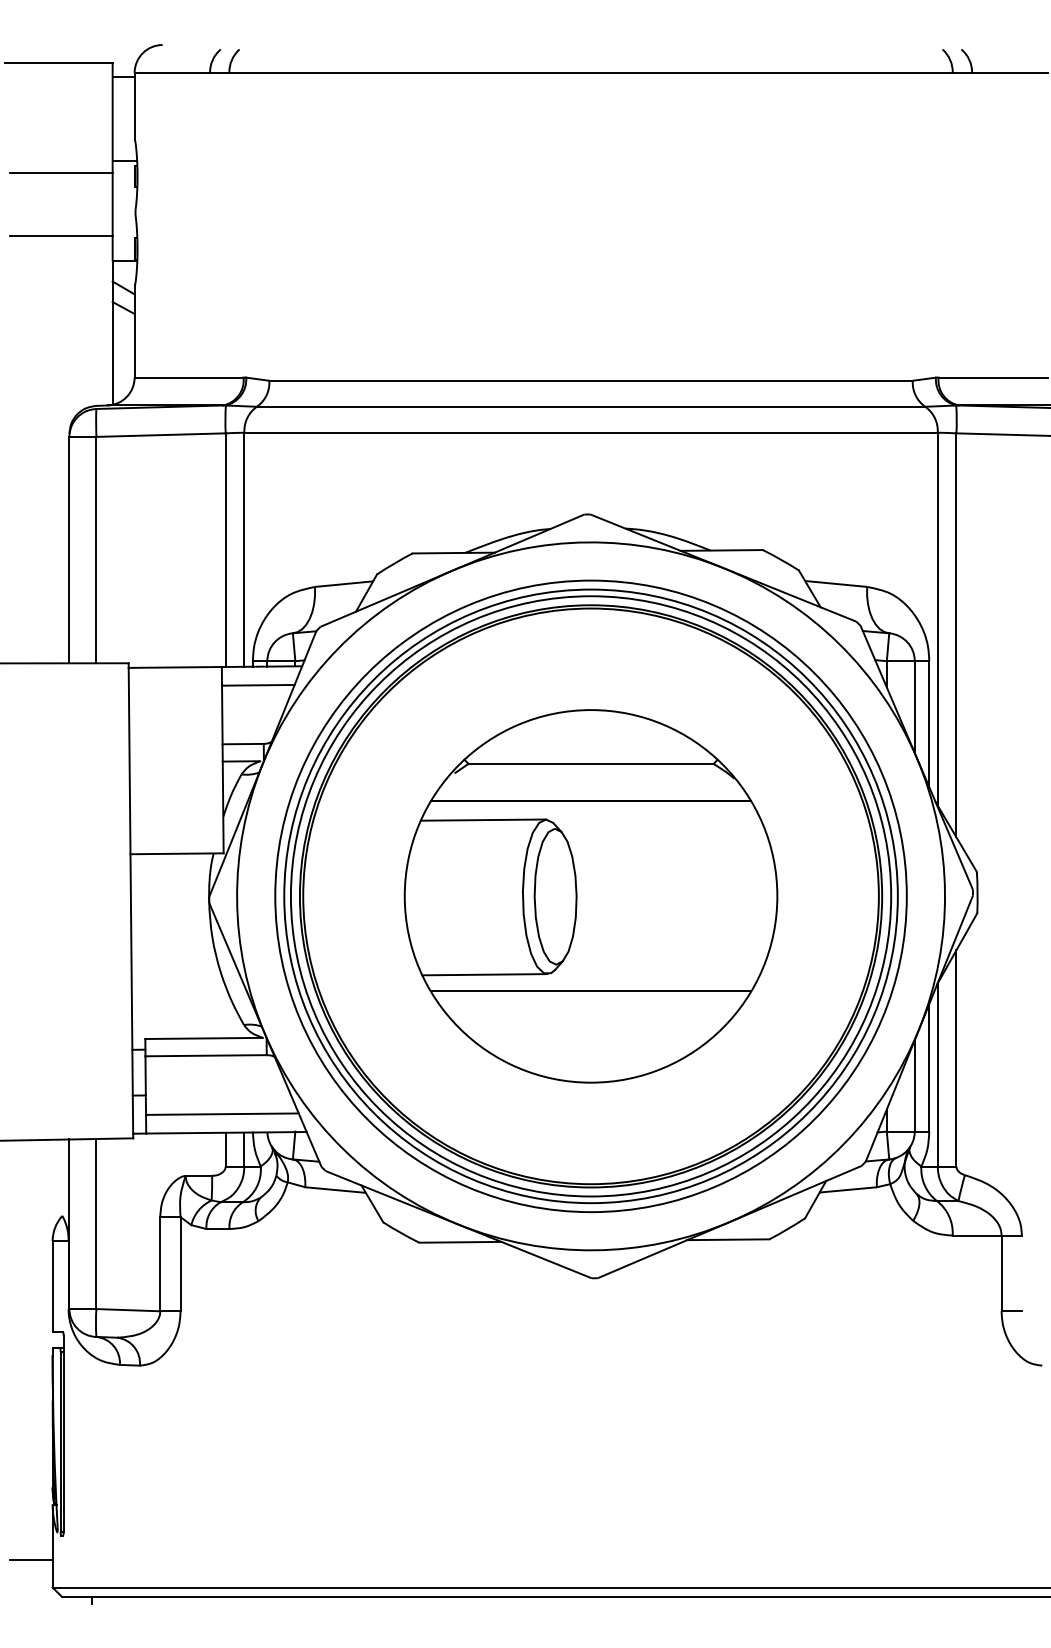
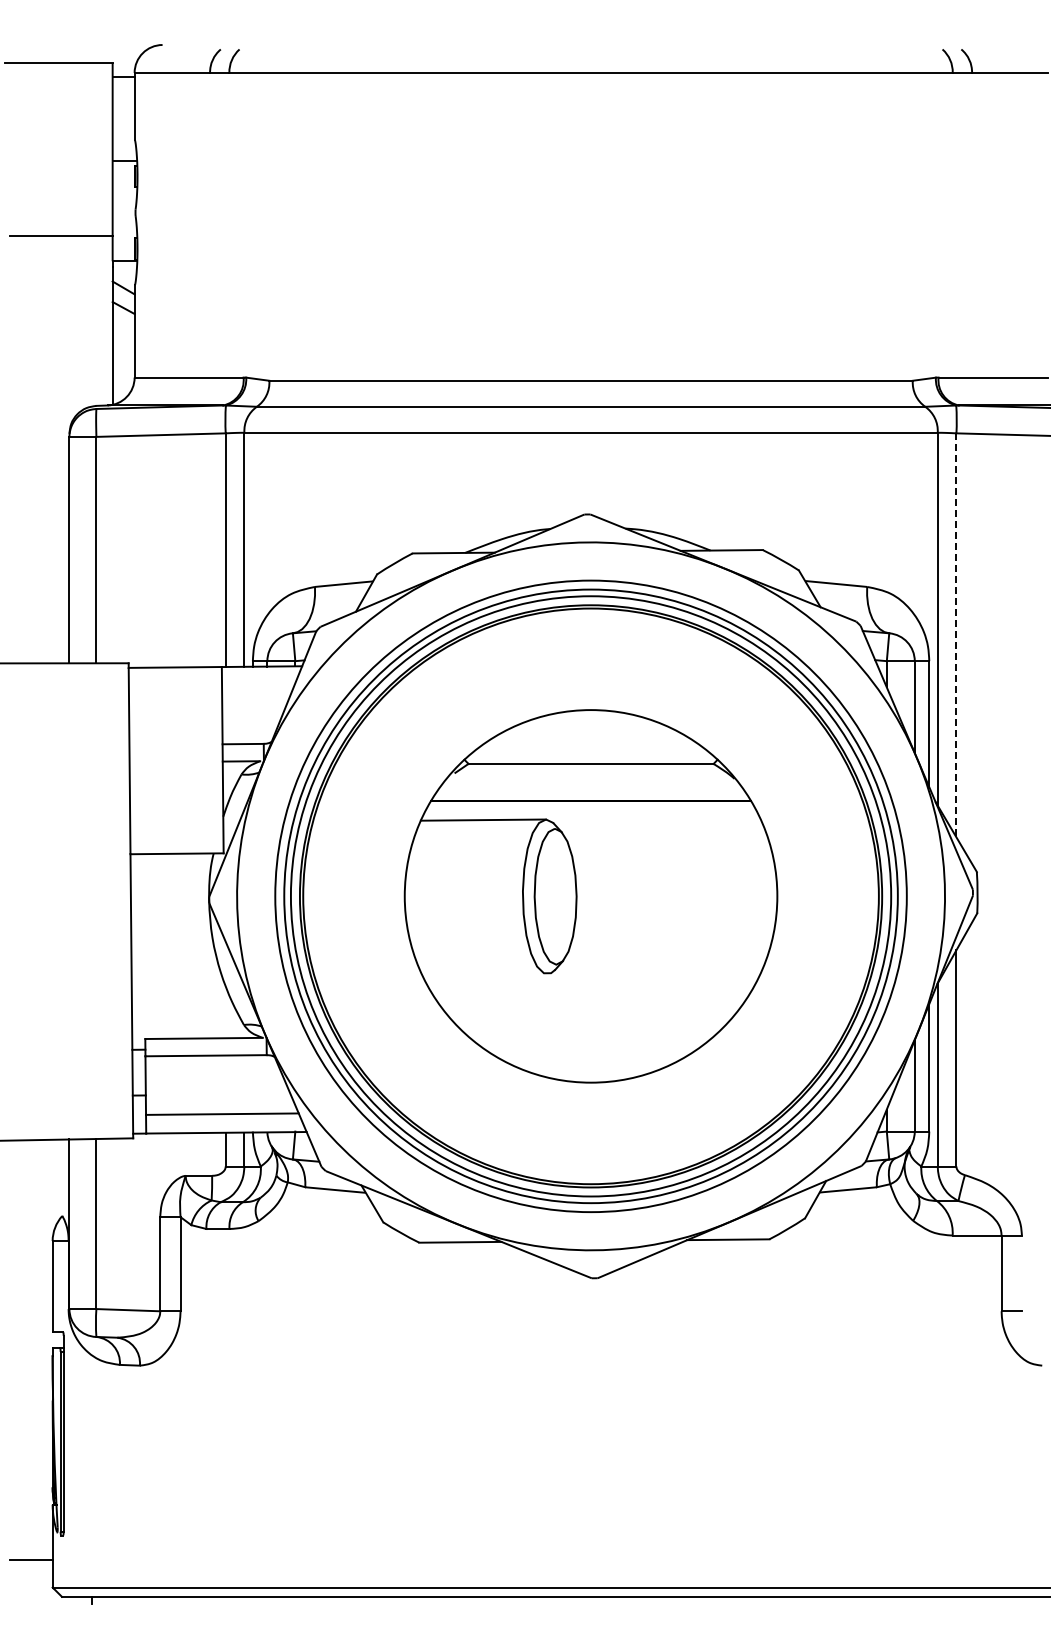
line: present -> none (61, 172)
line: solid -> dashed (956, 635)
line: present -> none (258, 684)
line: present -> none (484, 974)
line: present -> none (590, 991)
